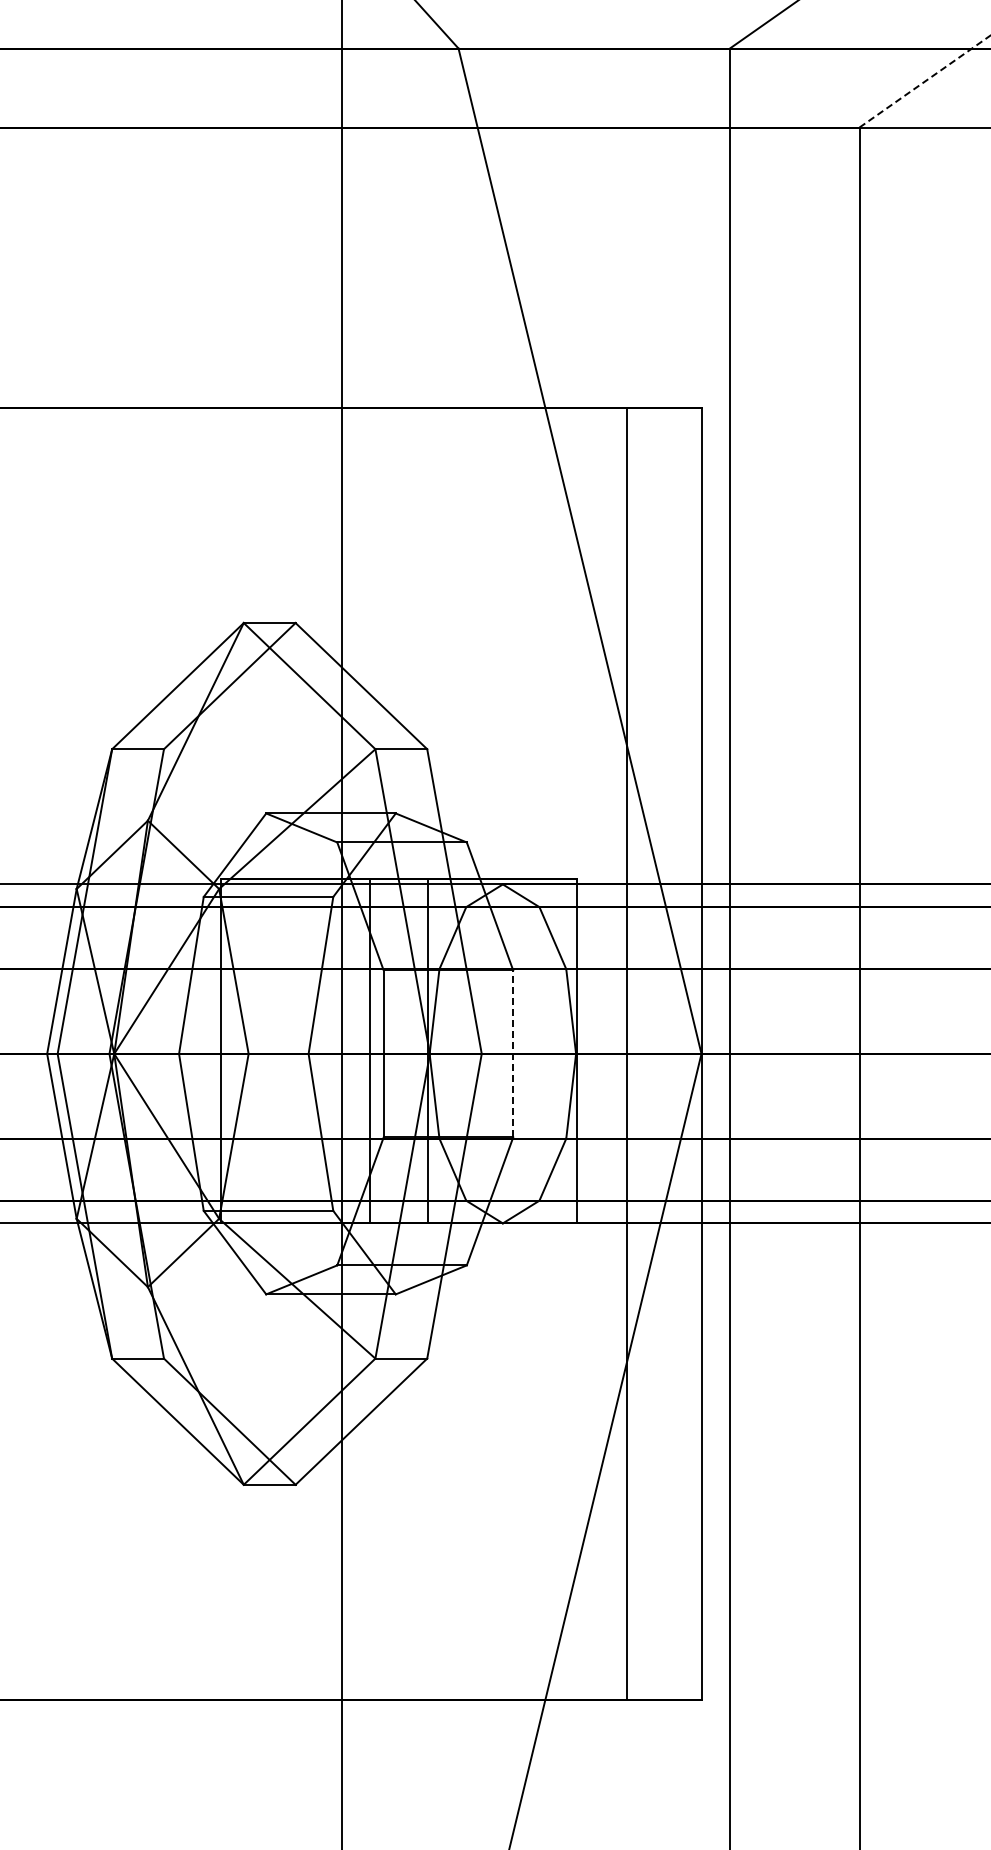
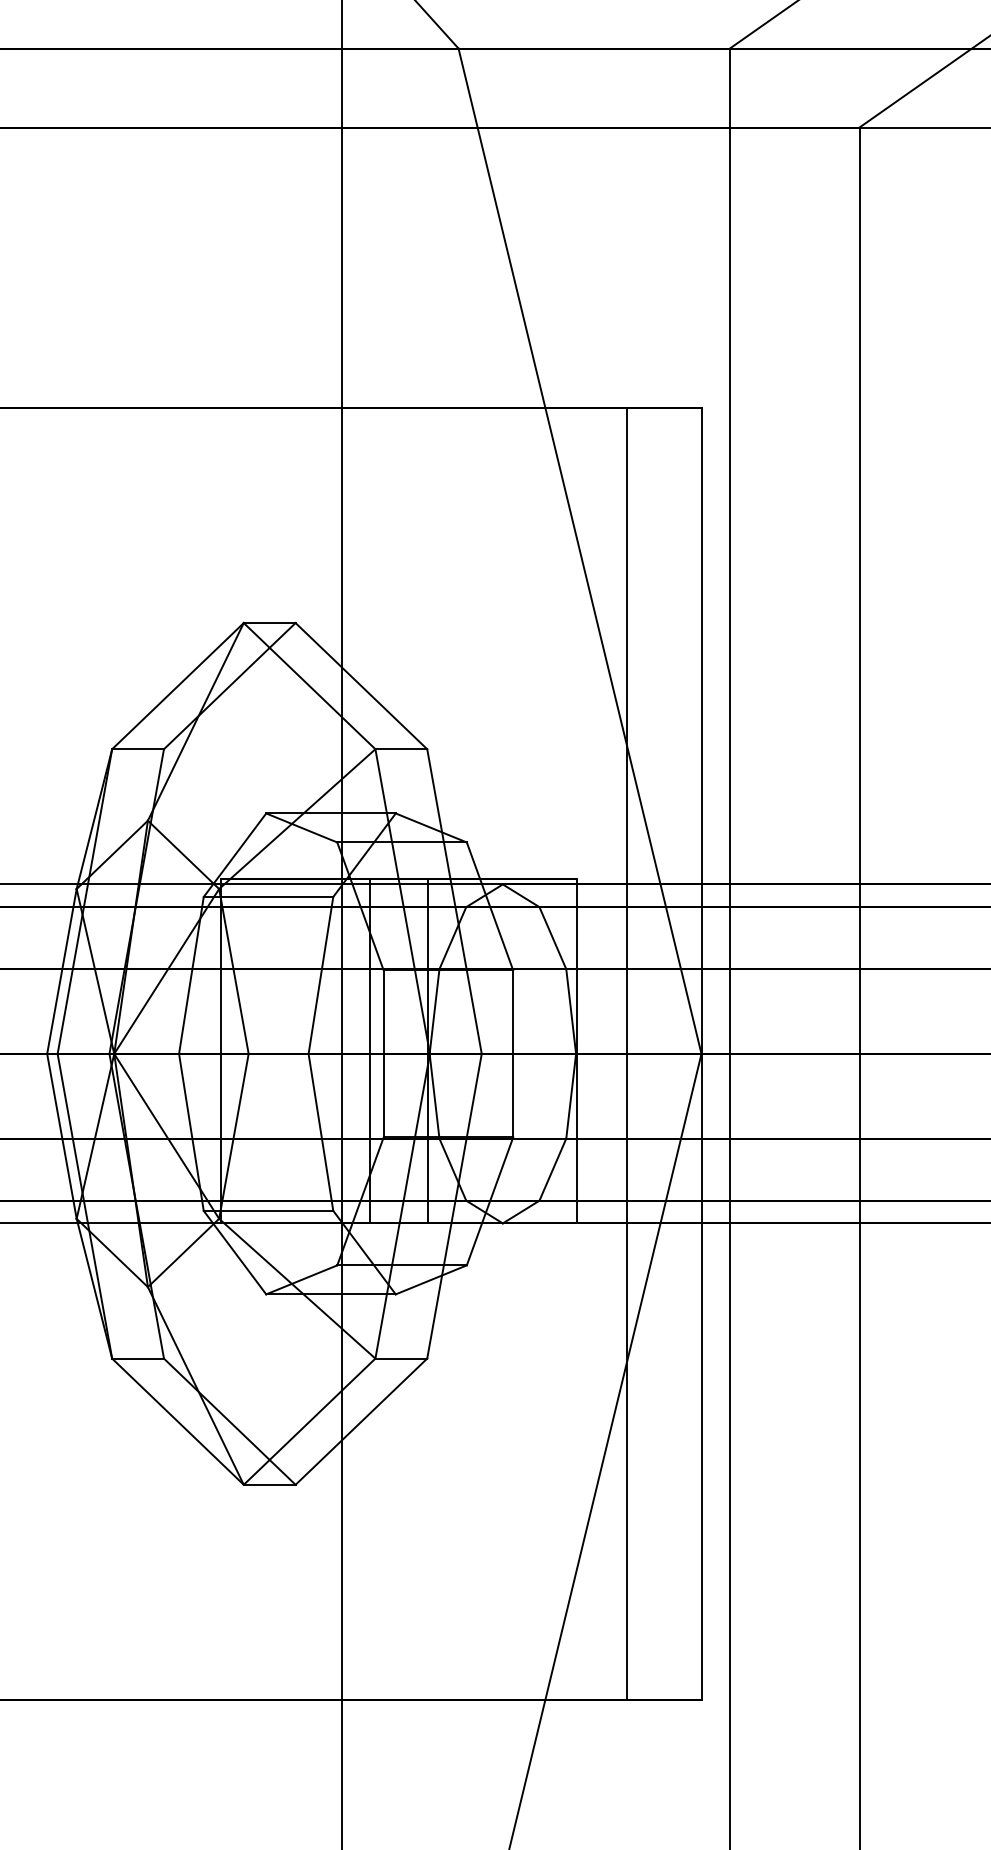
line: dashed -> solid (924, 81)
line: dashed -> solid (513, 1053)
